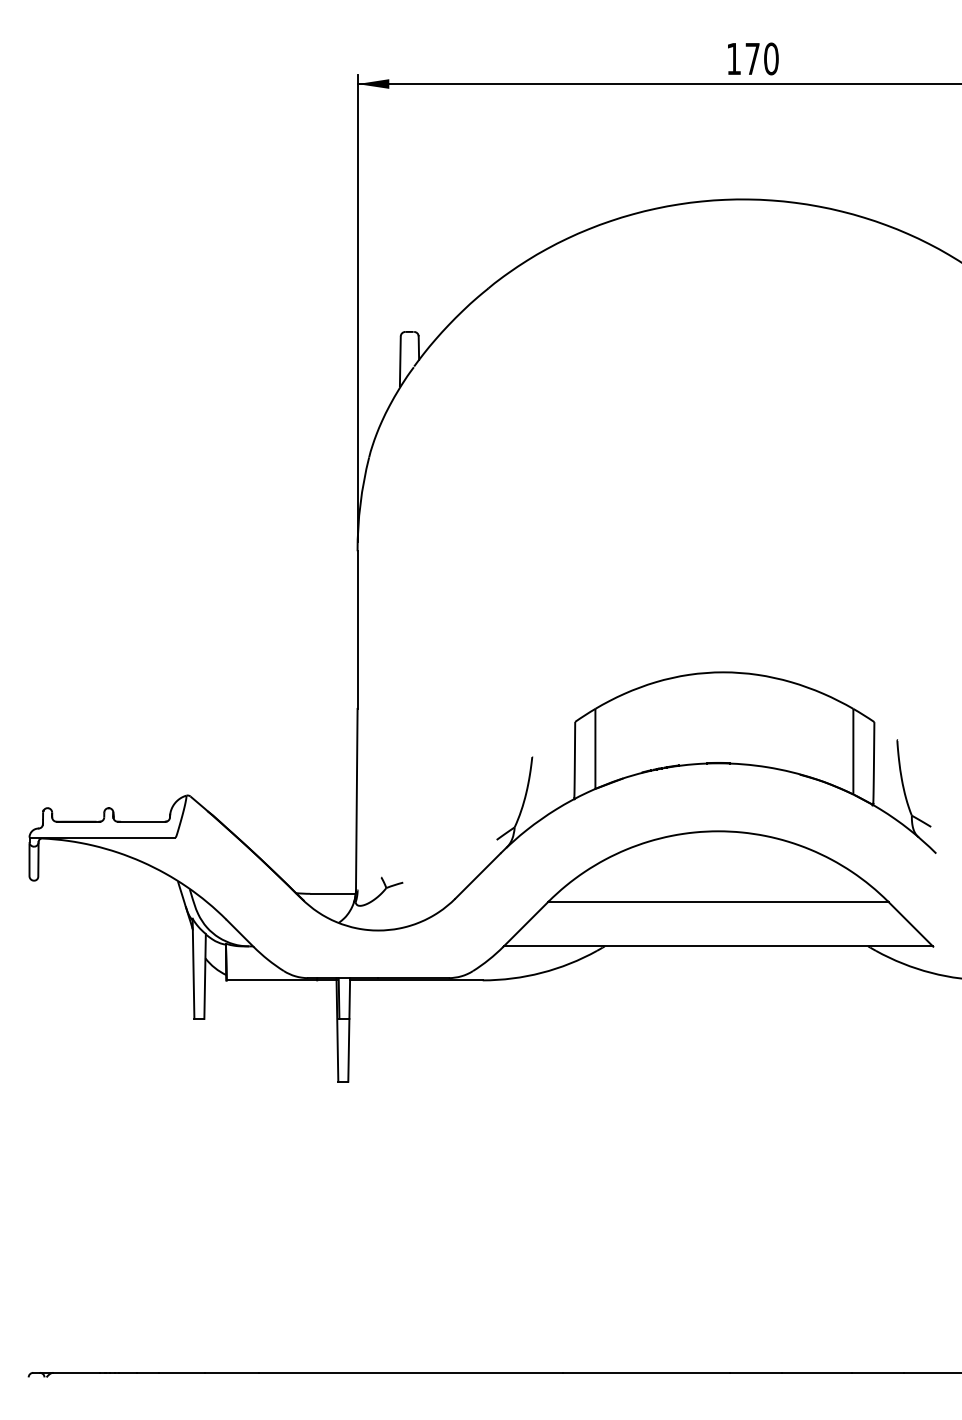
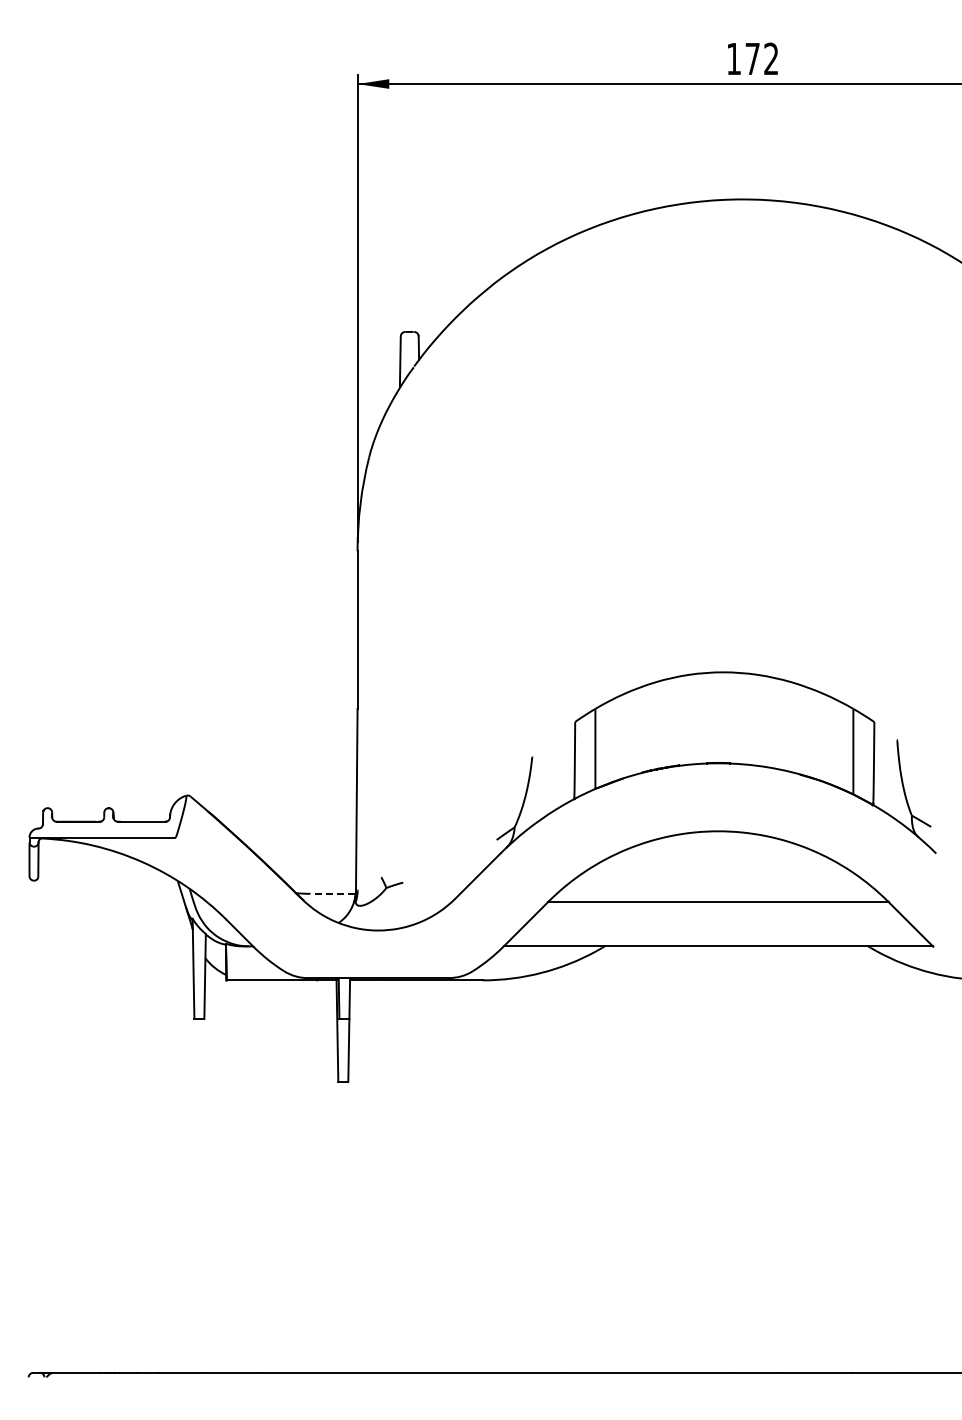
text: 170 -> 172 (771, 58)
line: solid -> dashed (332, 893)
